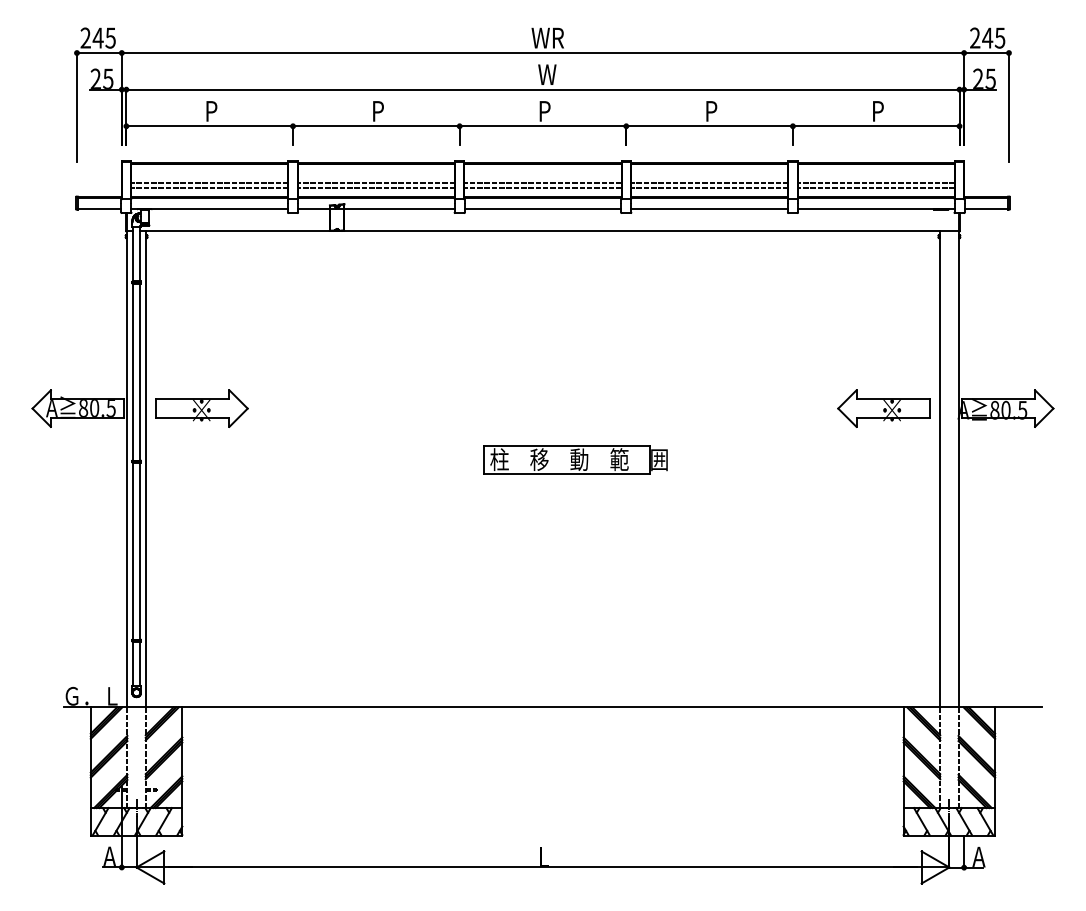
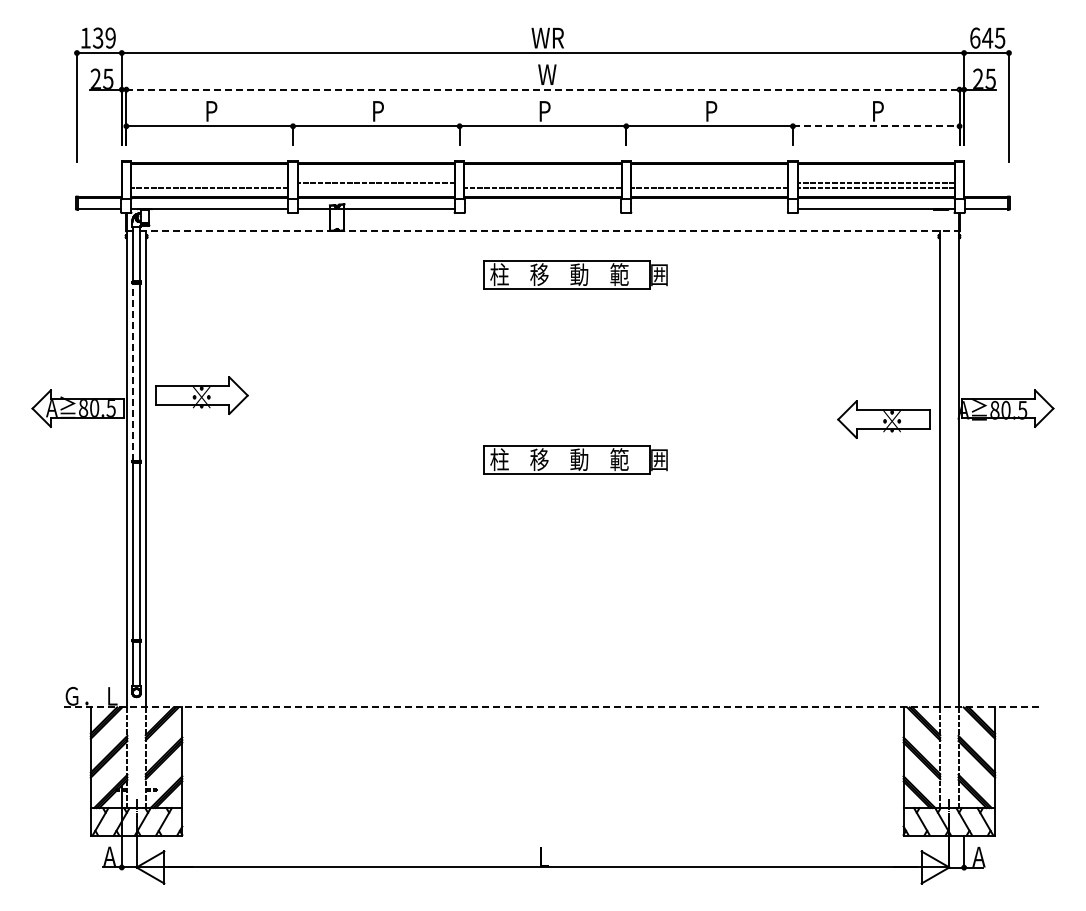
text: 245 -> 139 (97, 37)
text: 245 -> 645 (975, 37)
line: solid -> dashed (542, 89)
line: solid -> dashed (876, 126)
line: present -> none (209, 182)
line: present -> none (542, 182)
line: present -> none (709, 182)
line: present -> none (376, 187)
line: present -> none (542, 208)
line: present -> none (709, 208)
line: solid -> dashed (550, 231)
part: none -> present (575, 274)
line: solid -> dashed (132, 371)
part position: (201, 408) -> (201, 395) (201, 395)
part position: (883, 408) -> (883, 419) (883, 419)
line: solid -> dashed (553, 707)
